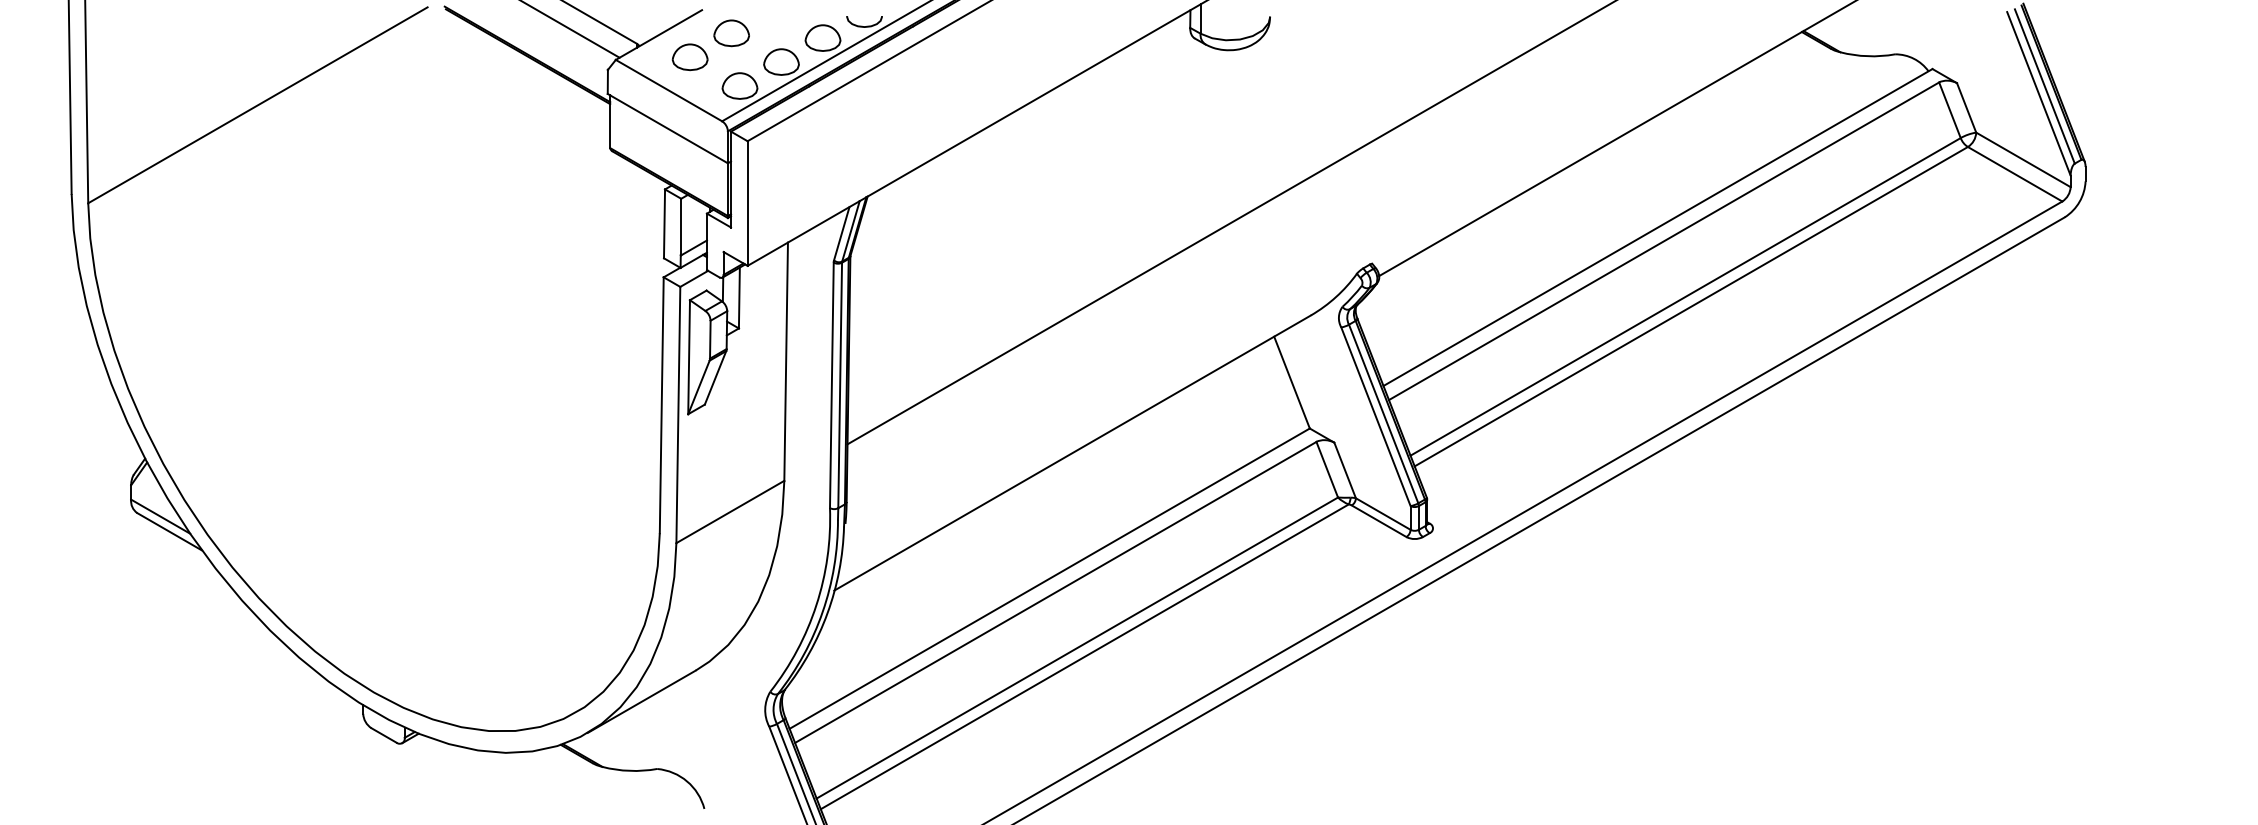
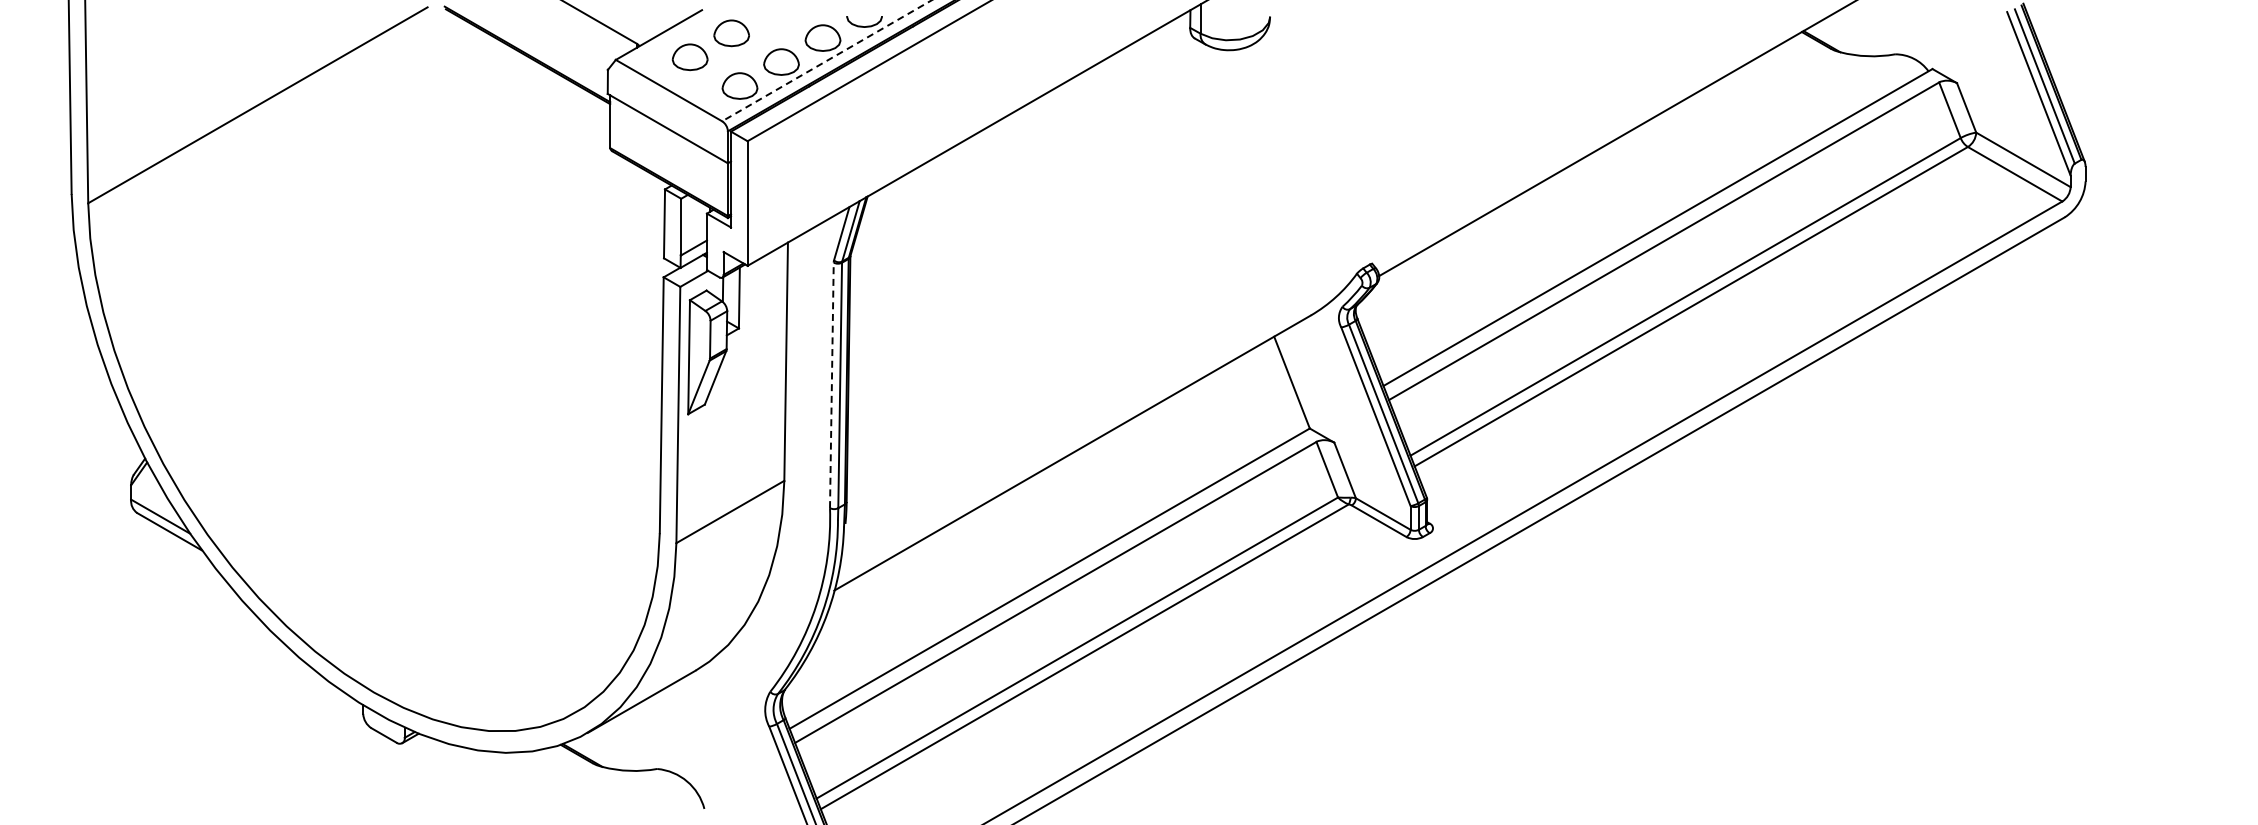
line: present -> none (571, 29)
line: solid -> dashed (826, 60)
line: present -> none (1230, 223)
line: solid -> dashed (831, 385)
